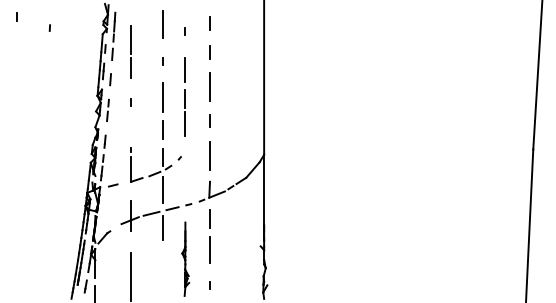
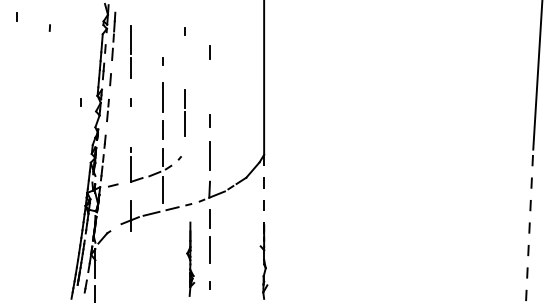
line: present -> none (209, 23)
line: present -> none (162, 24)
line: present -> none (185, 69)
line: present -> none (210, 86)
line: none -> present (80, 102)
line: solid -> dashed (264, 196)
line: solid -> dashed (529, 226)
line: present -> none (162, 228)
part position: (185, 258) -> (190, 258) (190, 258)
line: present -> none (131, 276)
